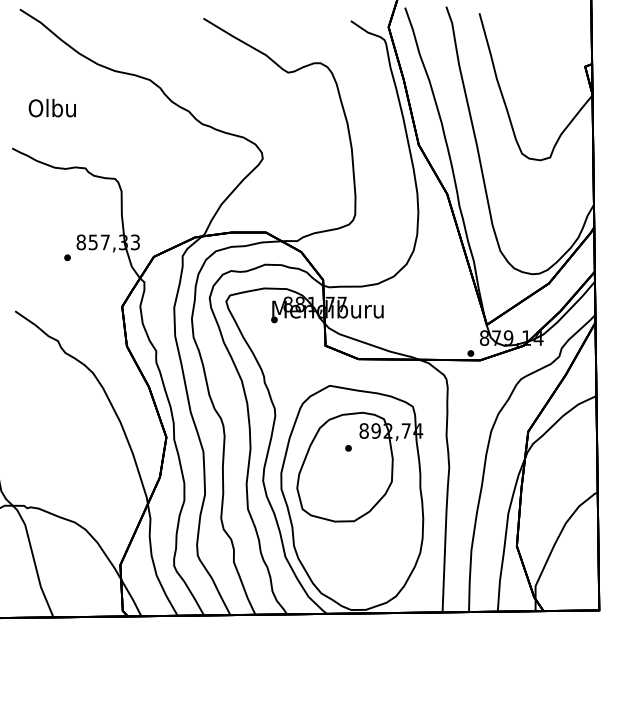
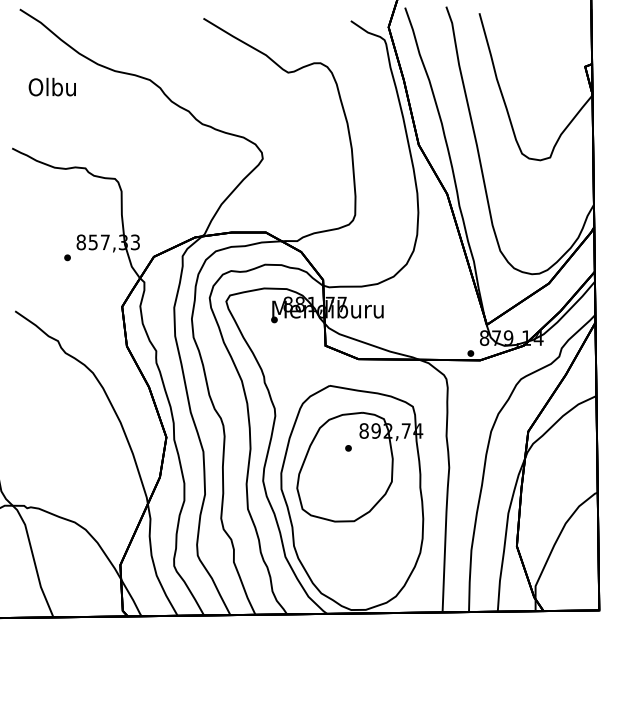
text position: (51, 107) -> (51, 86) (51, 86)
